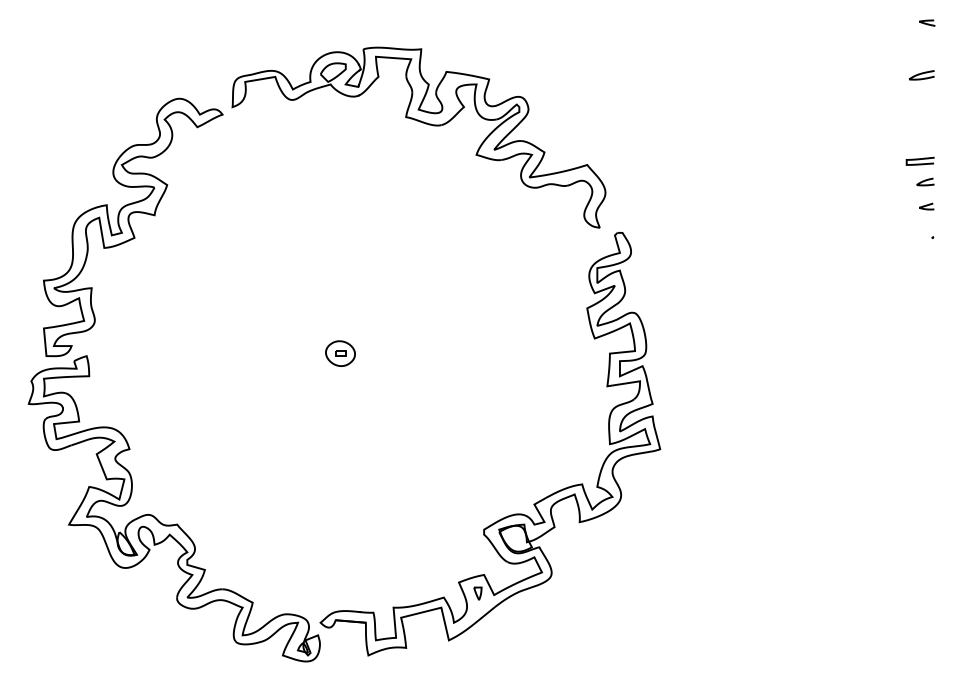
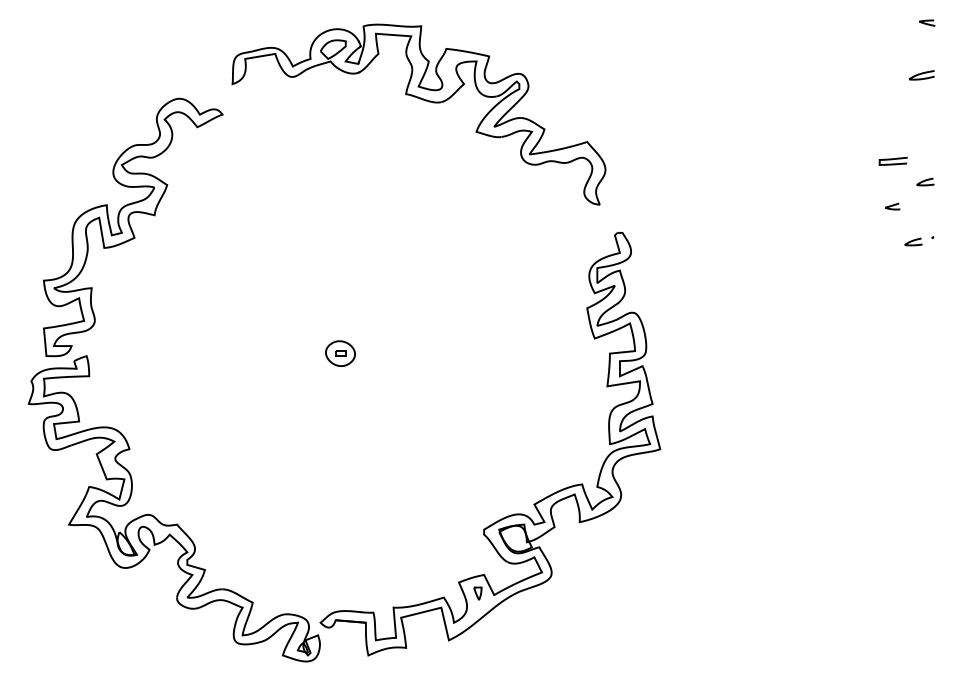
part position: (422, 123) -> (422, 100) (422, 100)
curve position: (919, 160) -> (892, 160) (892, 160)
curve position: (926, 206) -> (892, 206) (892, 206)
curve: none -> present (913, 241)
